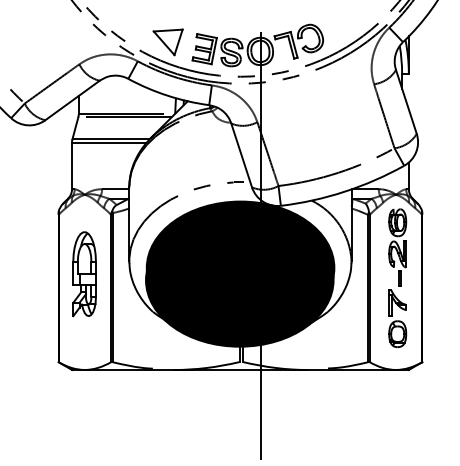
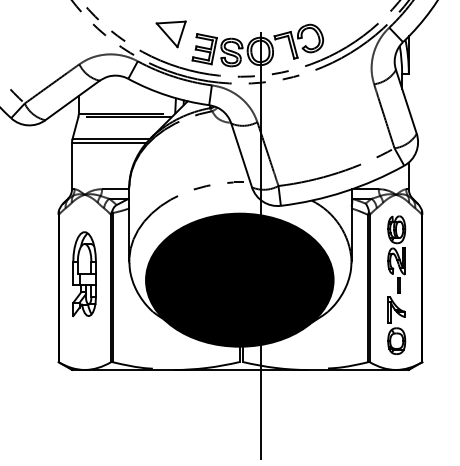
part position: (167, 42) -> (170, 34) (170, 34)
fill: present -> none (240, 267)
part position: (397, 277) -> (396, 284) (396, 284)
